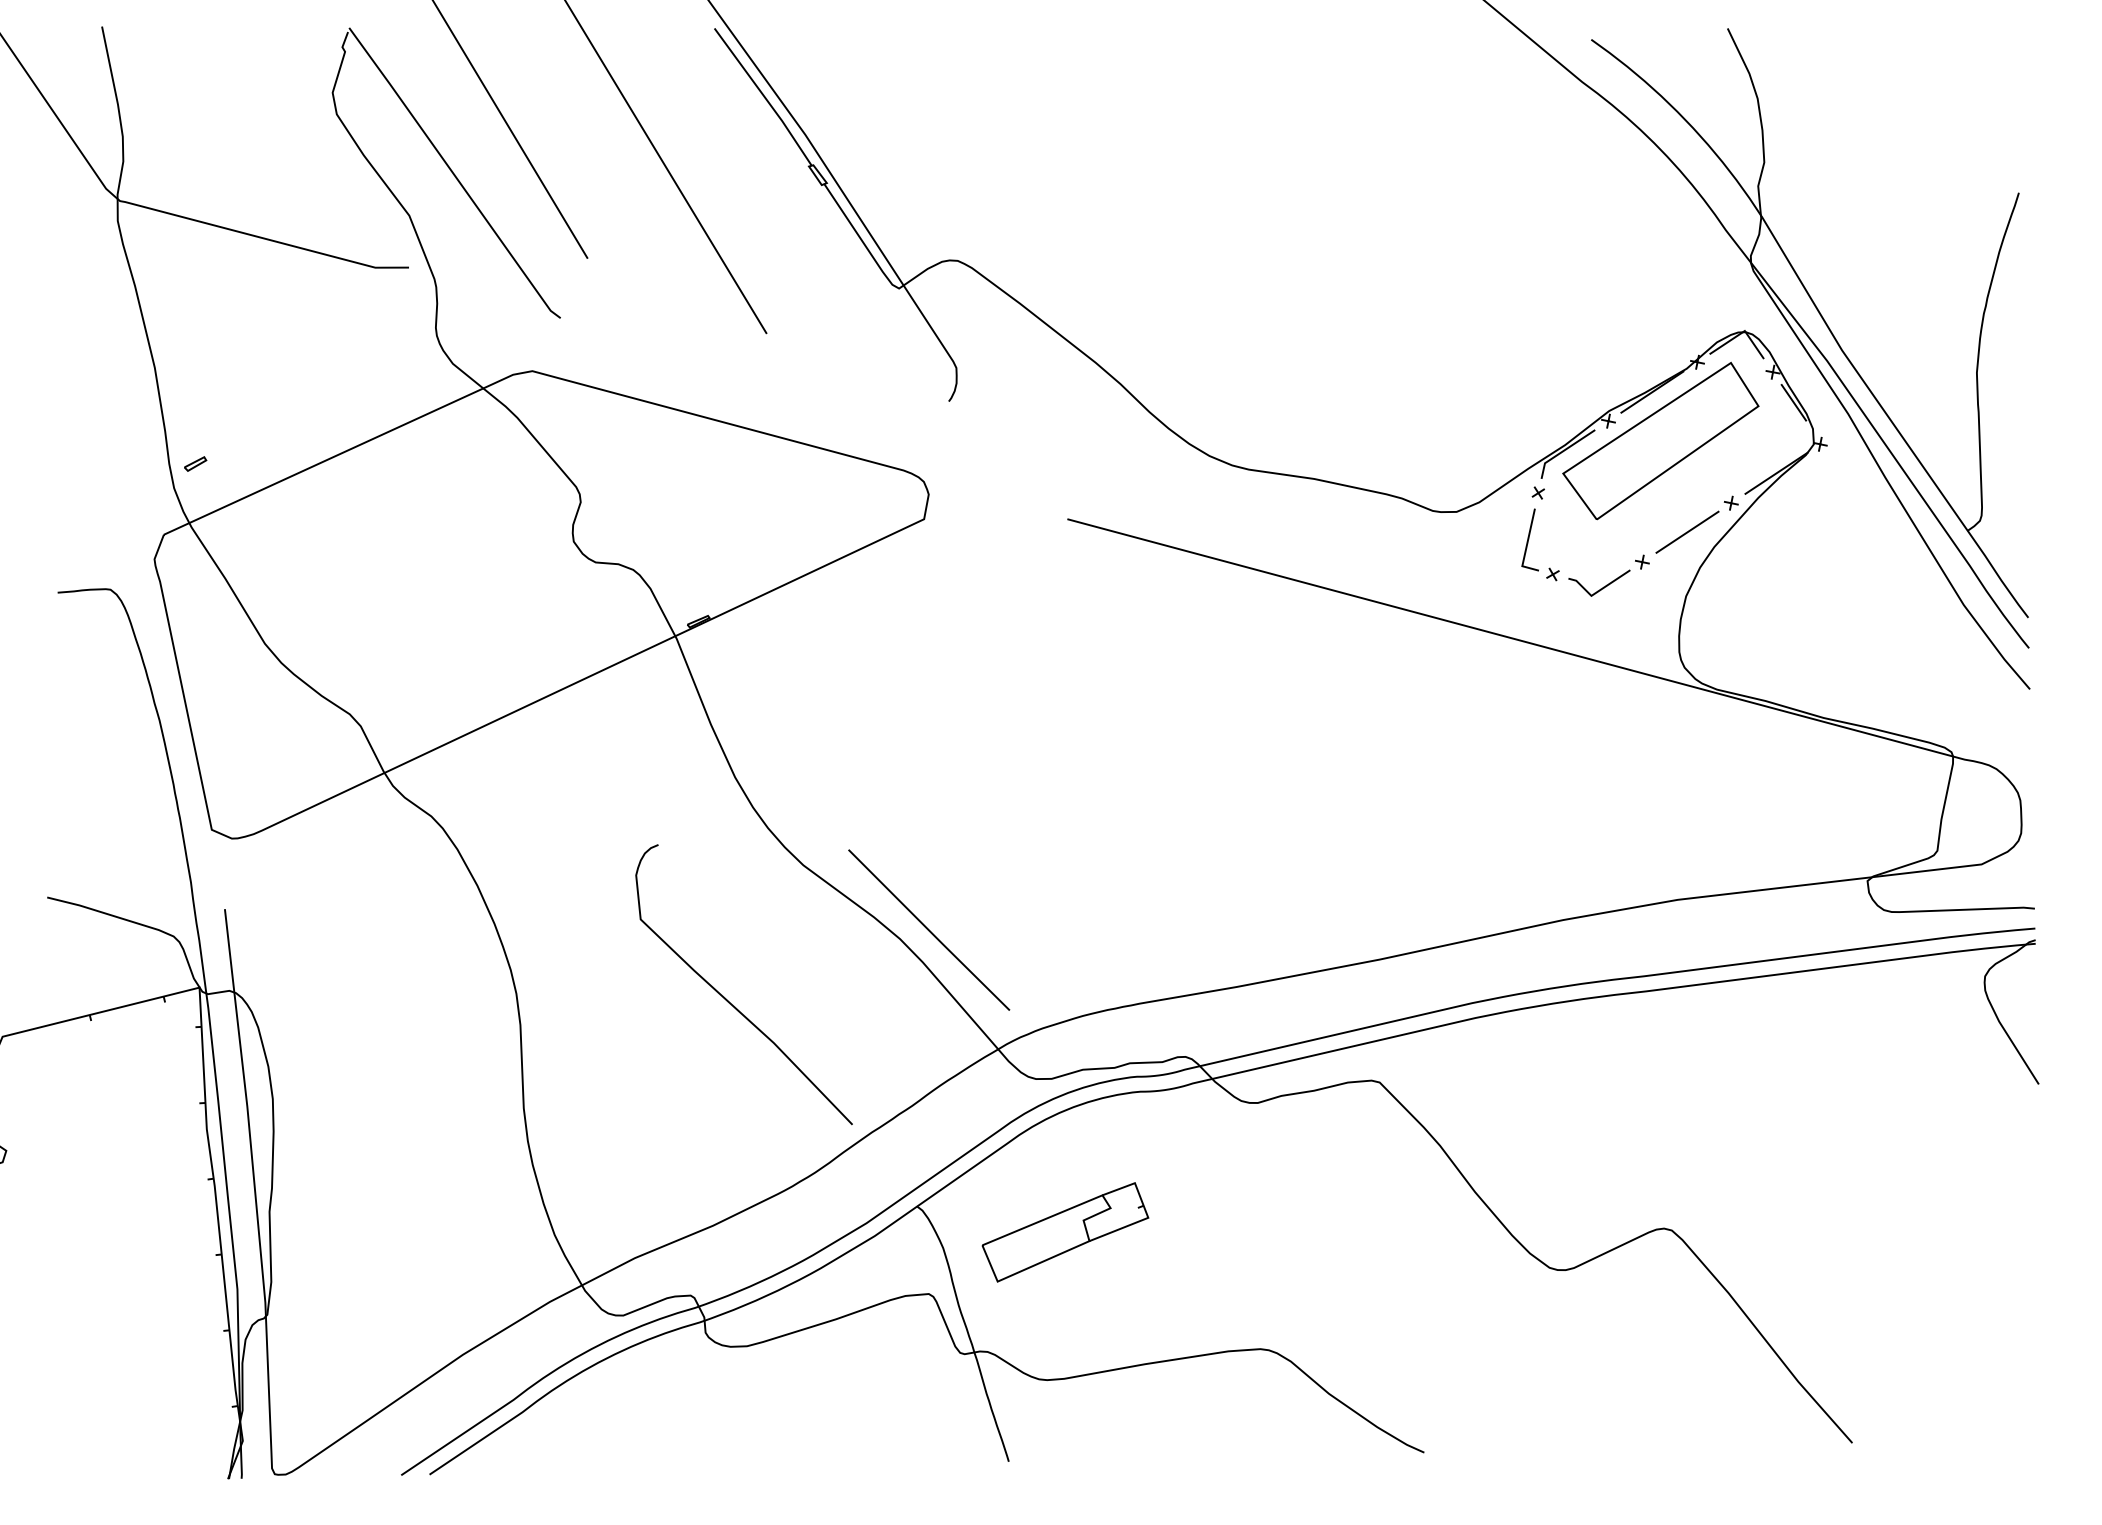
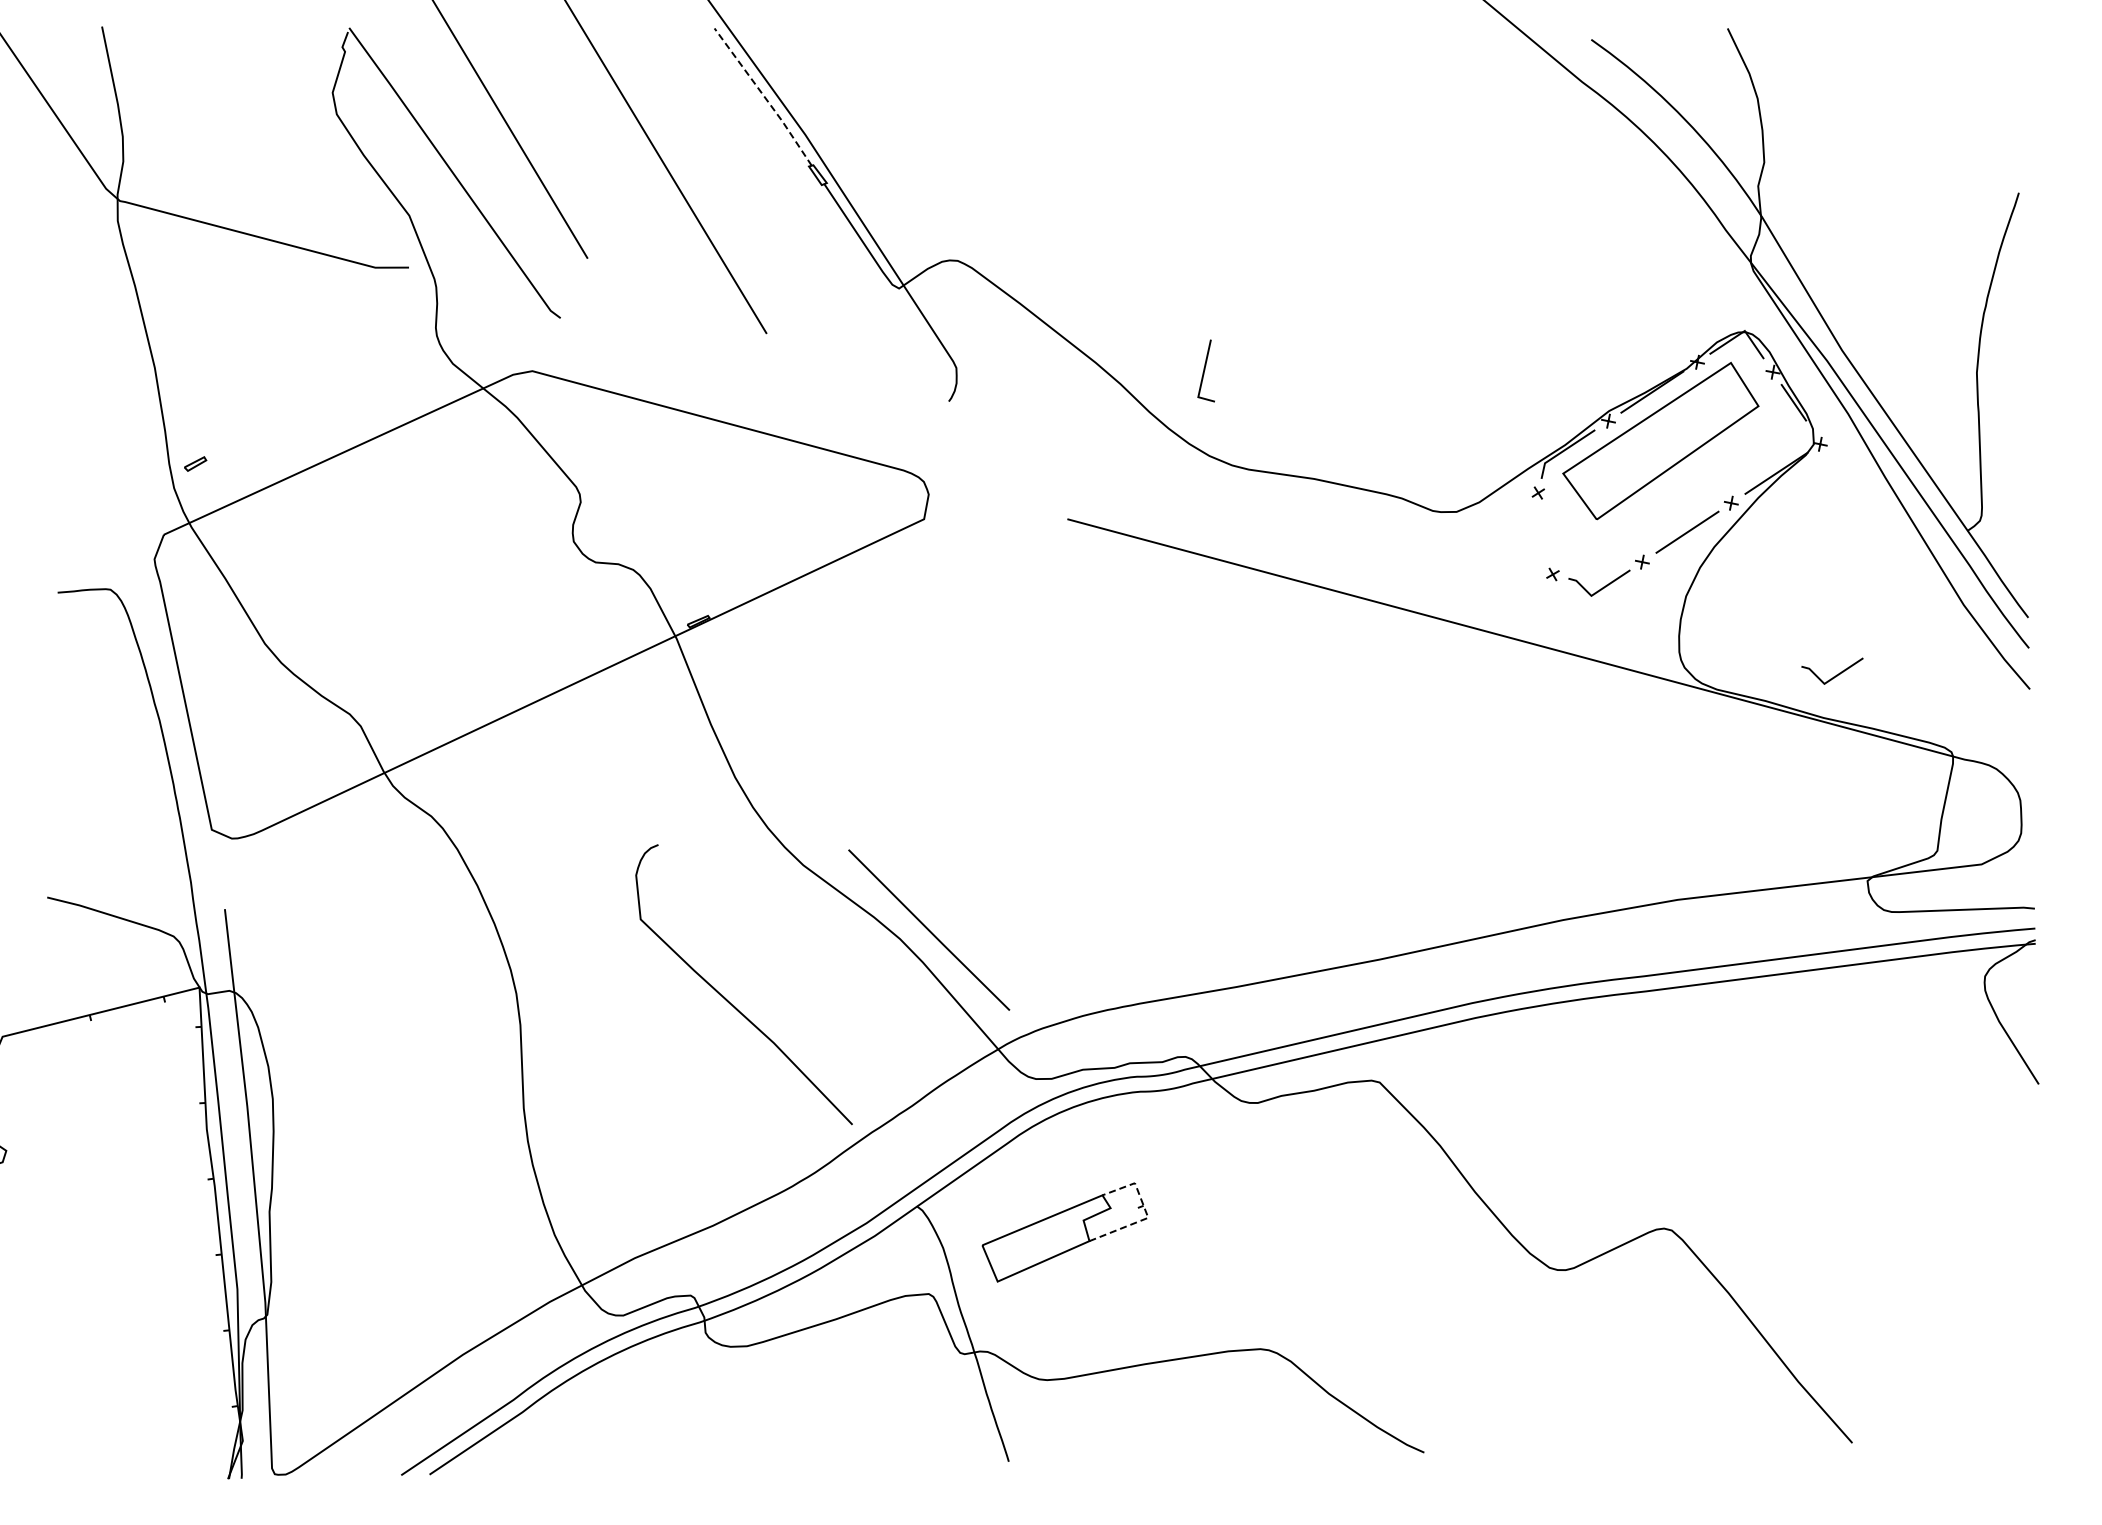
line: solid -> dashed (765, 97)
line position: (1529, 539) -> (1205, 370) (1205, 370)
line: none -> present (1836, 674)
line: solid -> dashed (1146, 1213)
